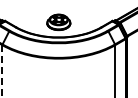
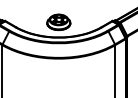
line: dashed -> solid (2, 71)
